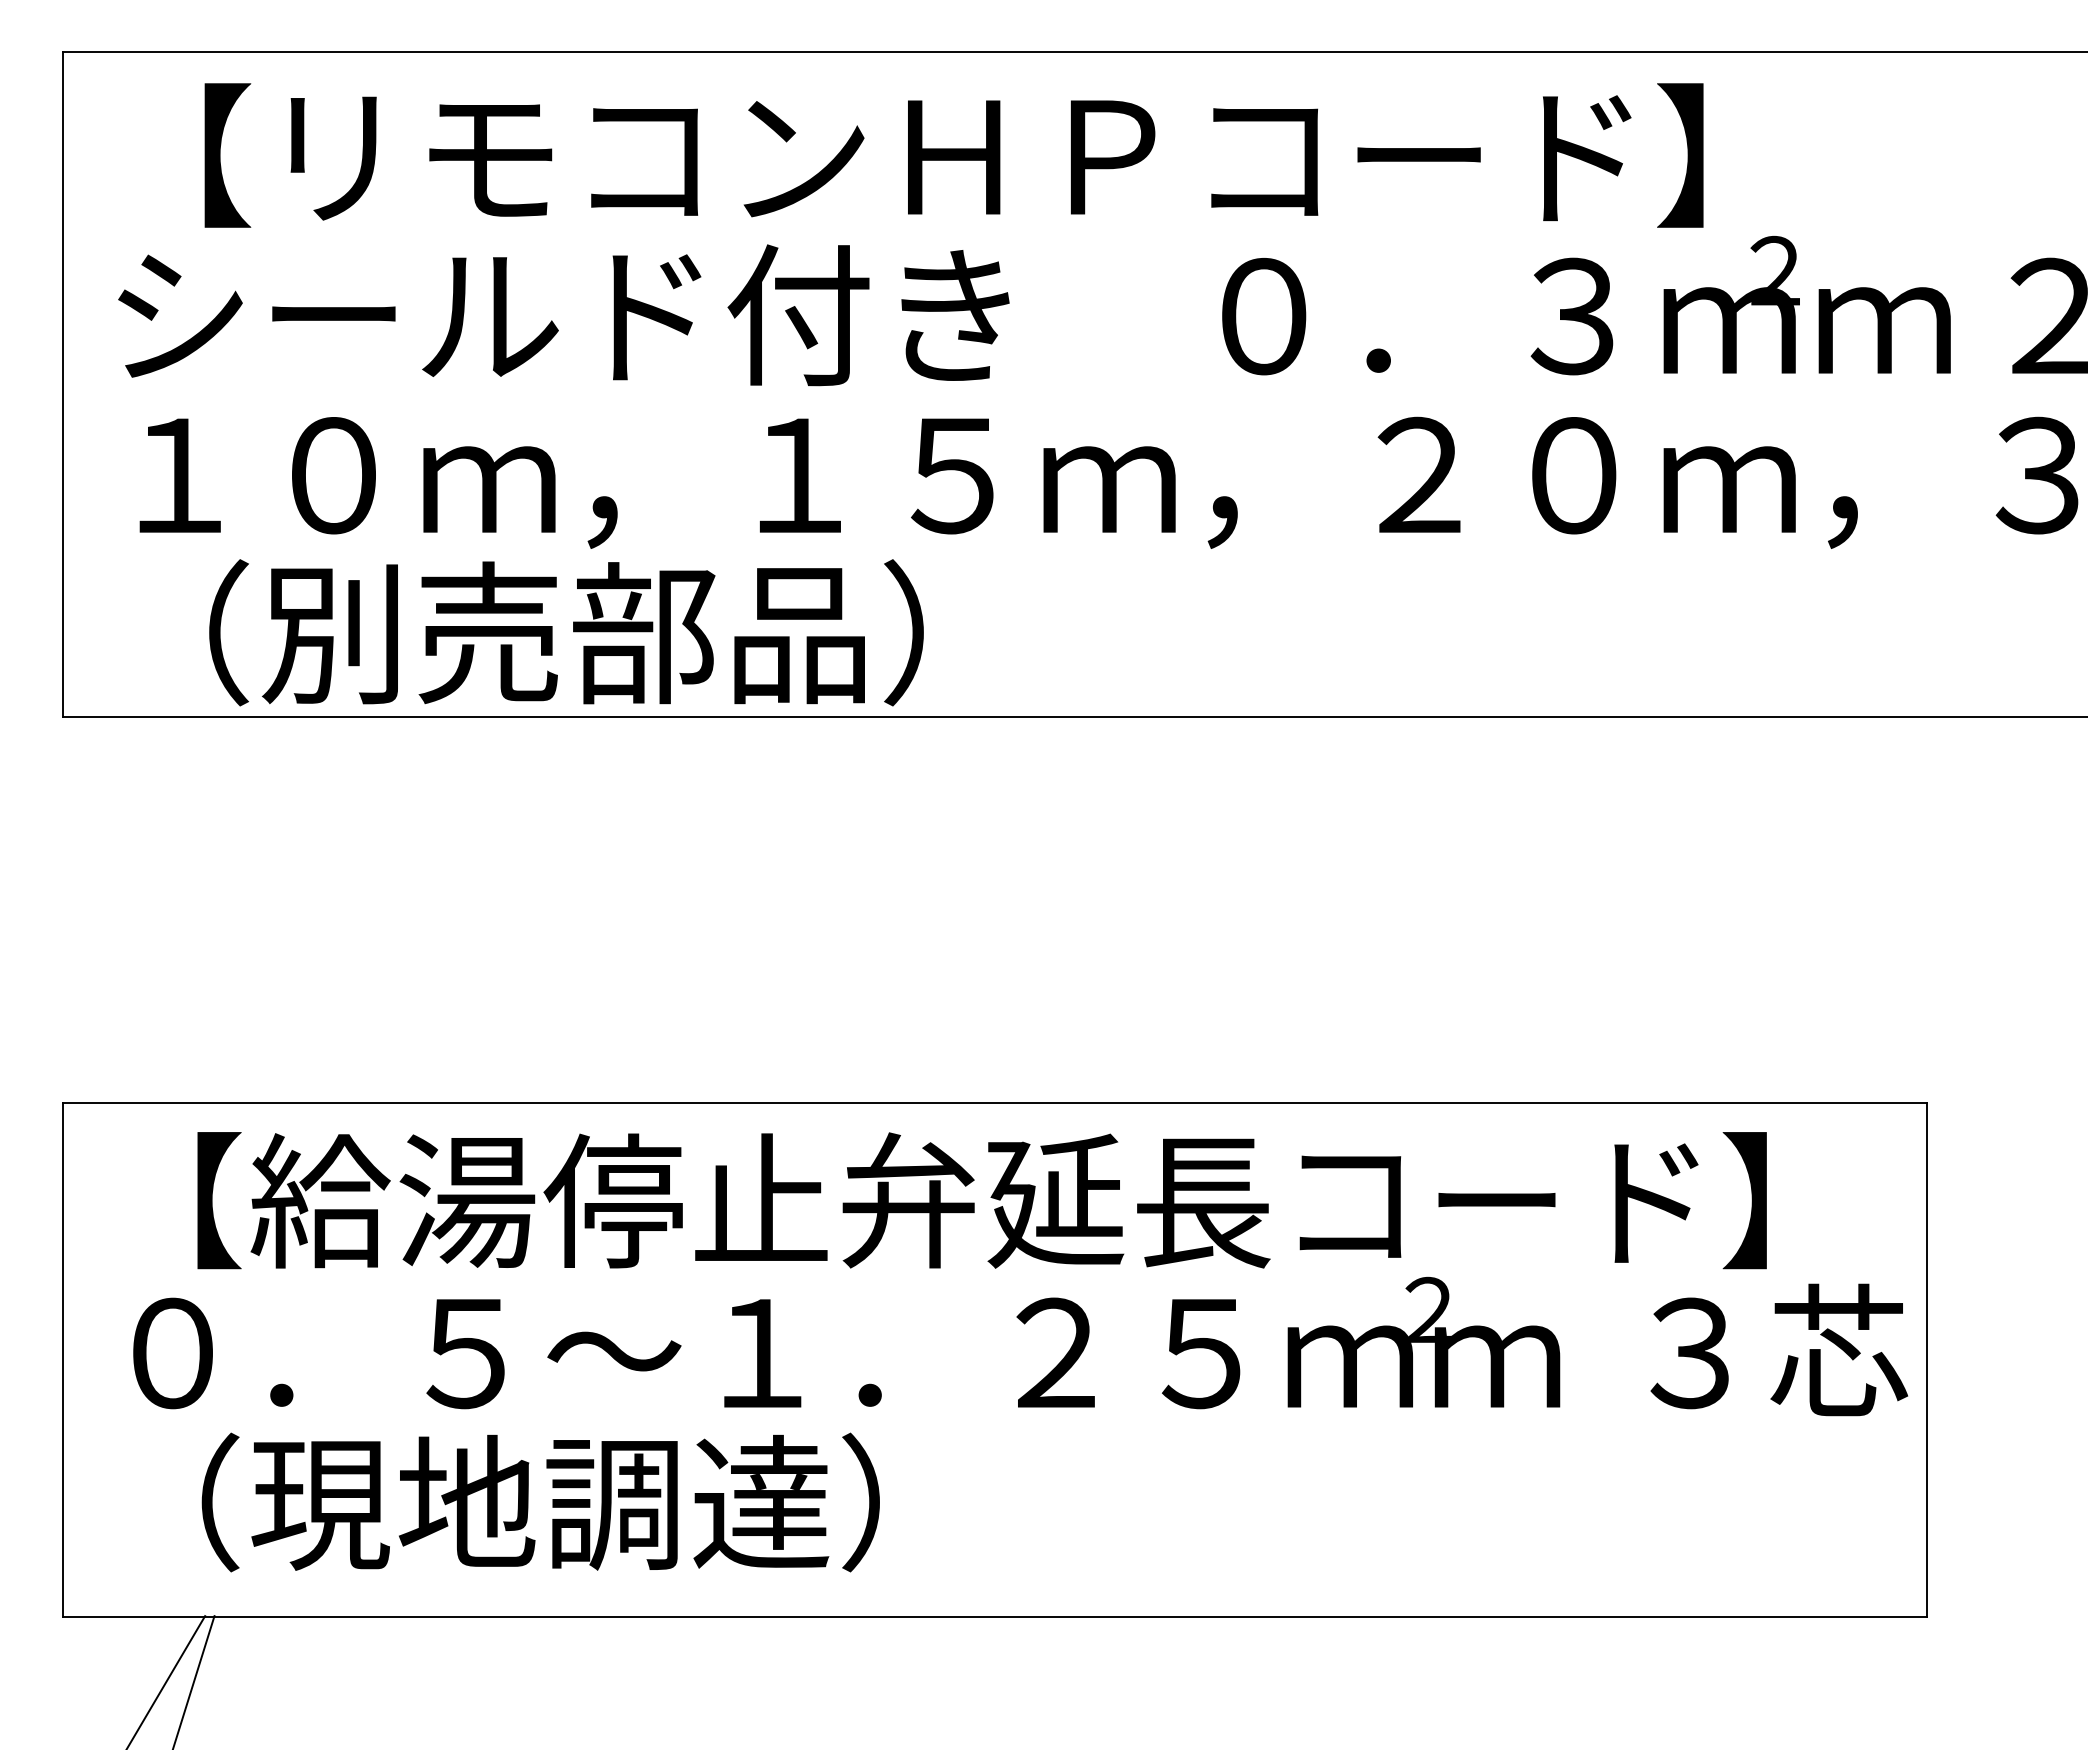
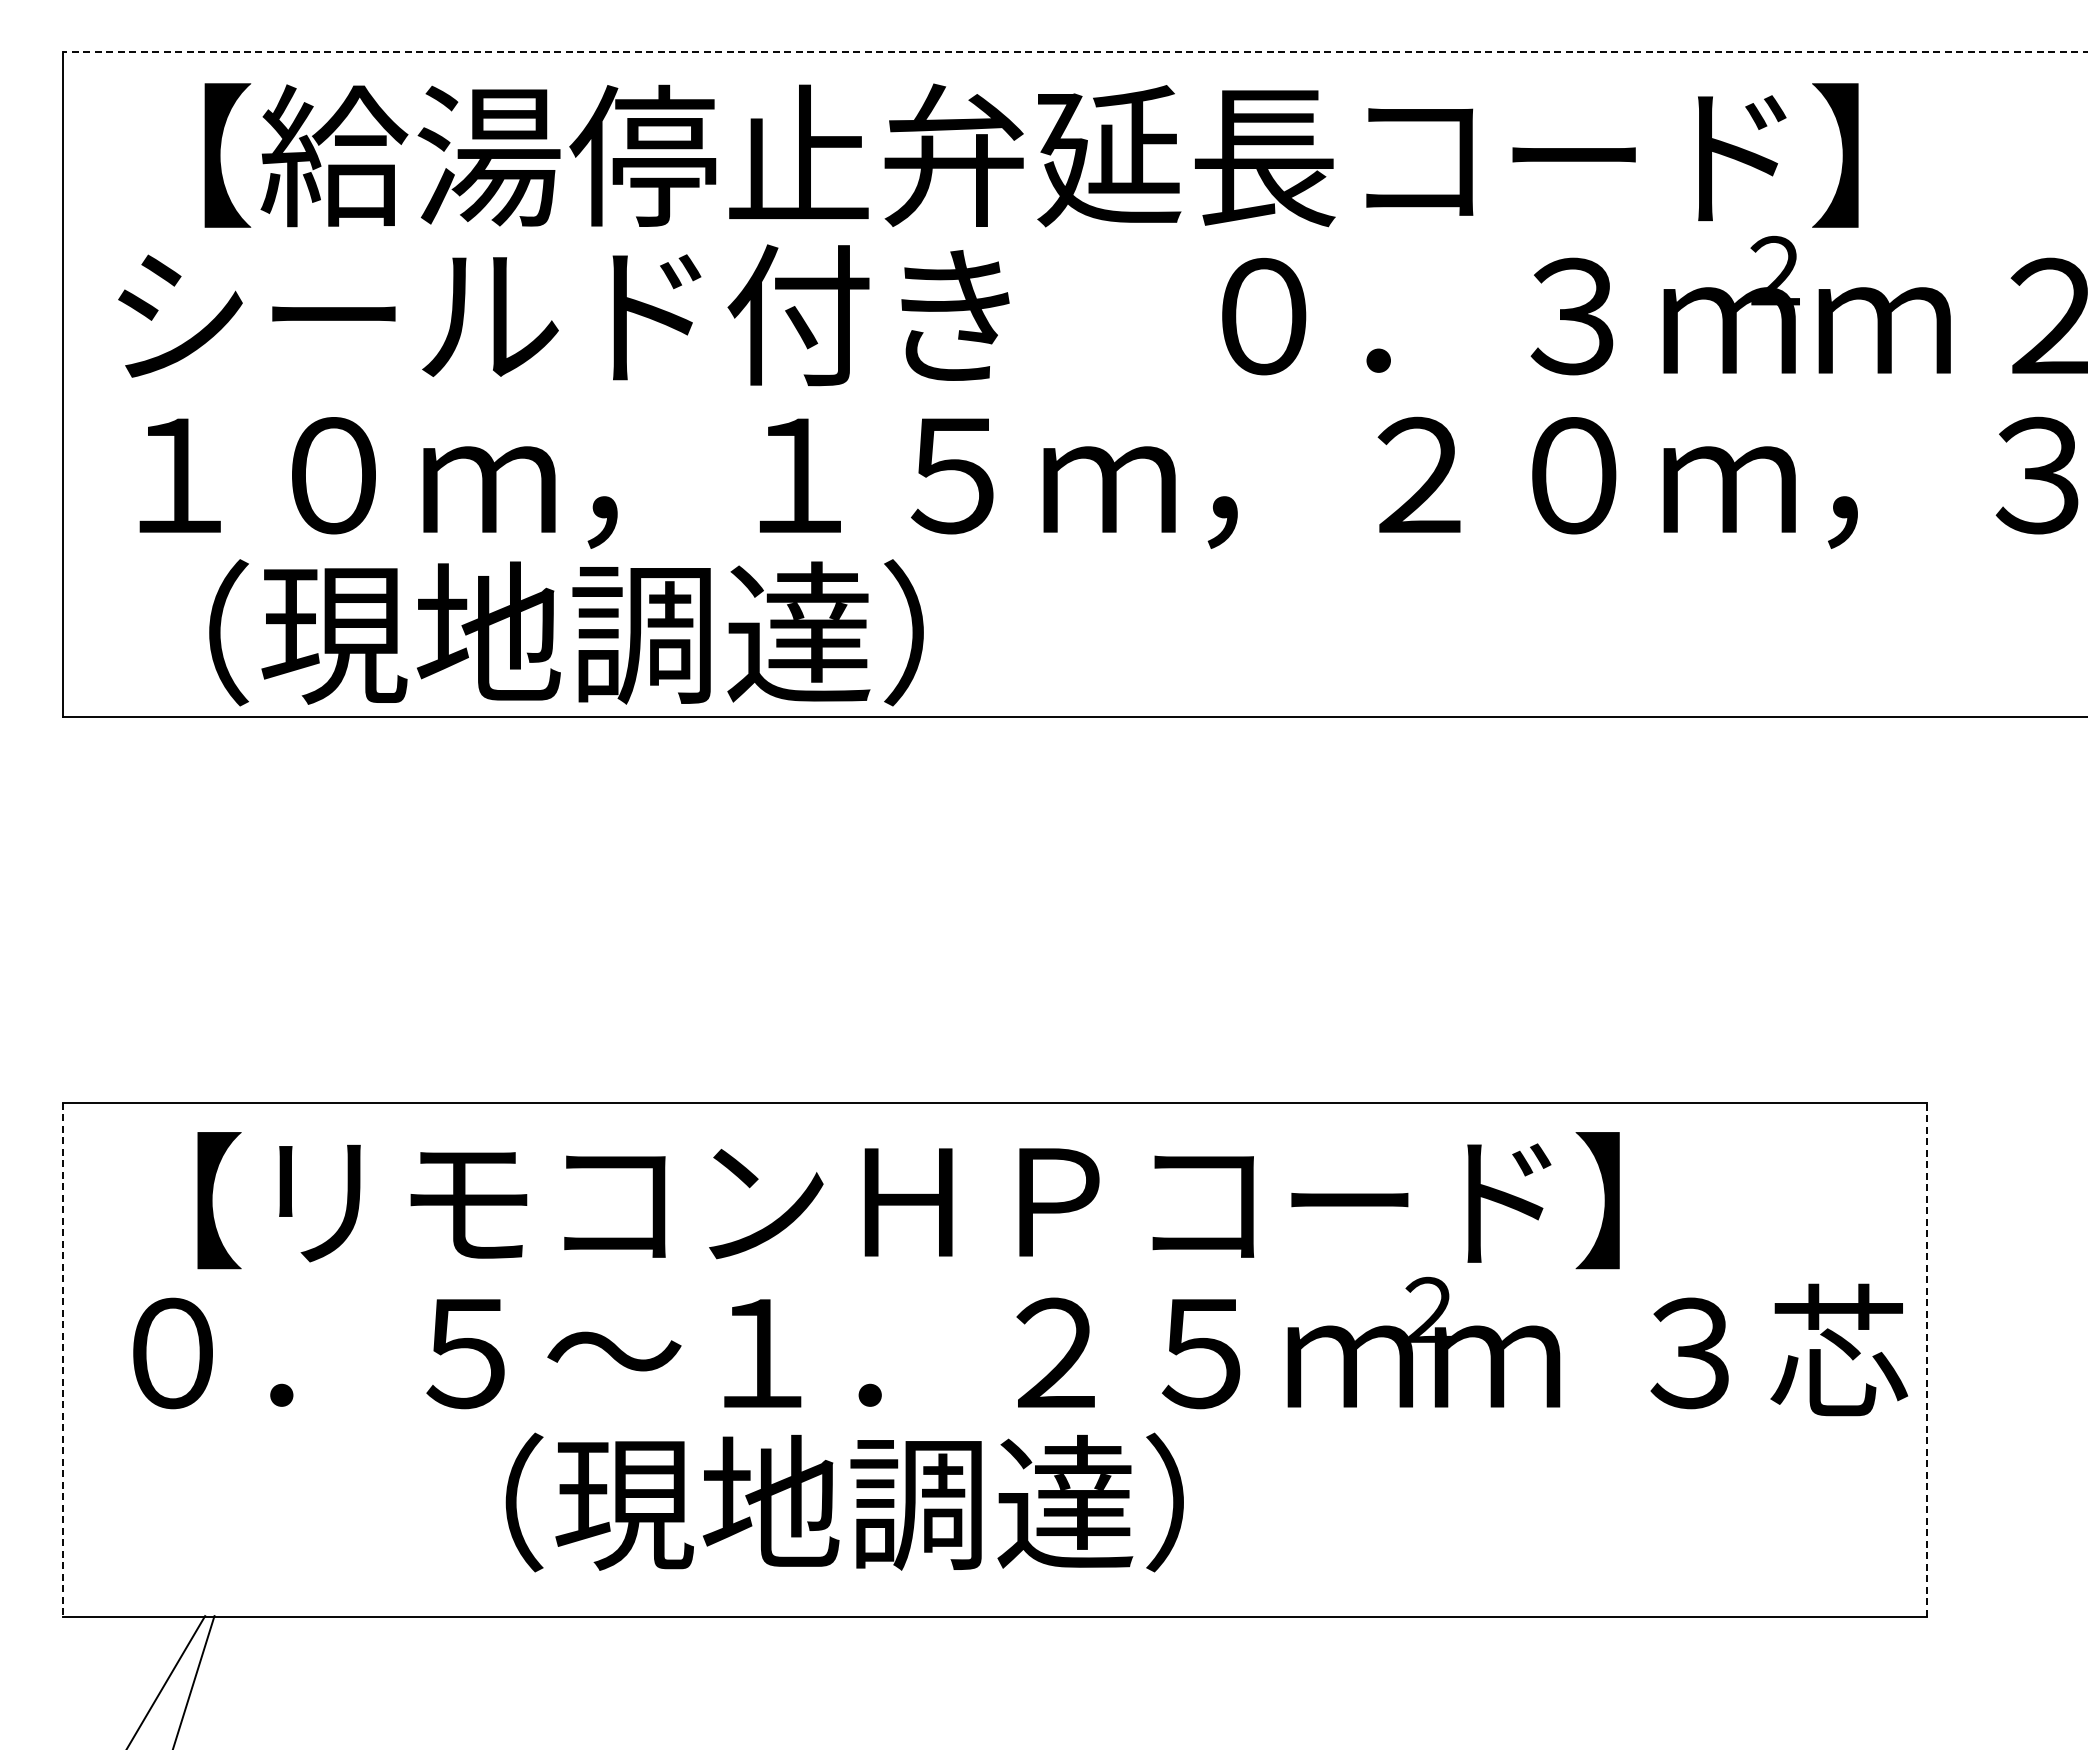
line: solid -> dashed (1074, 52)
text: 【リモコンＨＰコード】 -> 【給湯停止弁延長コード】 (1059, 155)
text: （別売部品） -> （現地調達） (565, 632)
text: 【給湯停止弁延長コード】 -> 【リモコンＨＰコード】 (1008, 1200)
line: solid -> dashed (62, 1359)
line: solid -> dashed (1926, 1359)
text position: (540, 1502) -> (844, 1502) (844, 1502)
